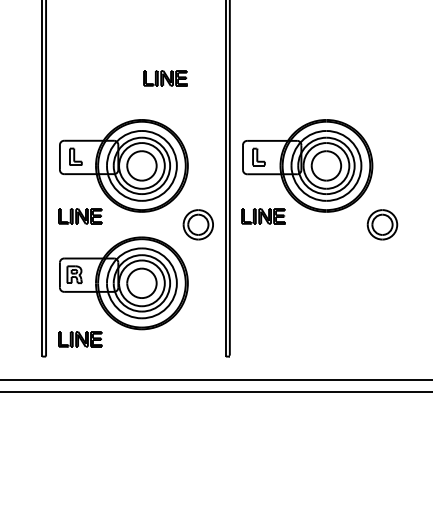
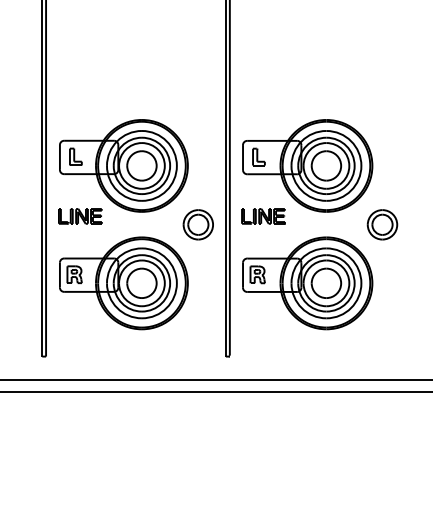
part: present -> none (165, 78)
part: none -> present (307, 283)
part: present -> none (80, 339)
